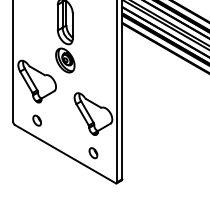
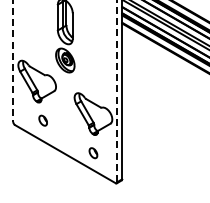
line: solid -> dashed (13, 60)
line: solid -> dashed (117, 91)
part position: (36, 120) -> (42, 120) (42, 120)
